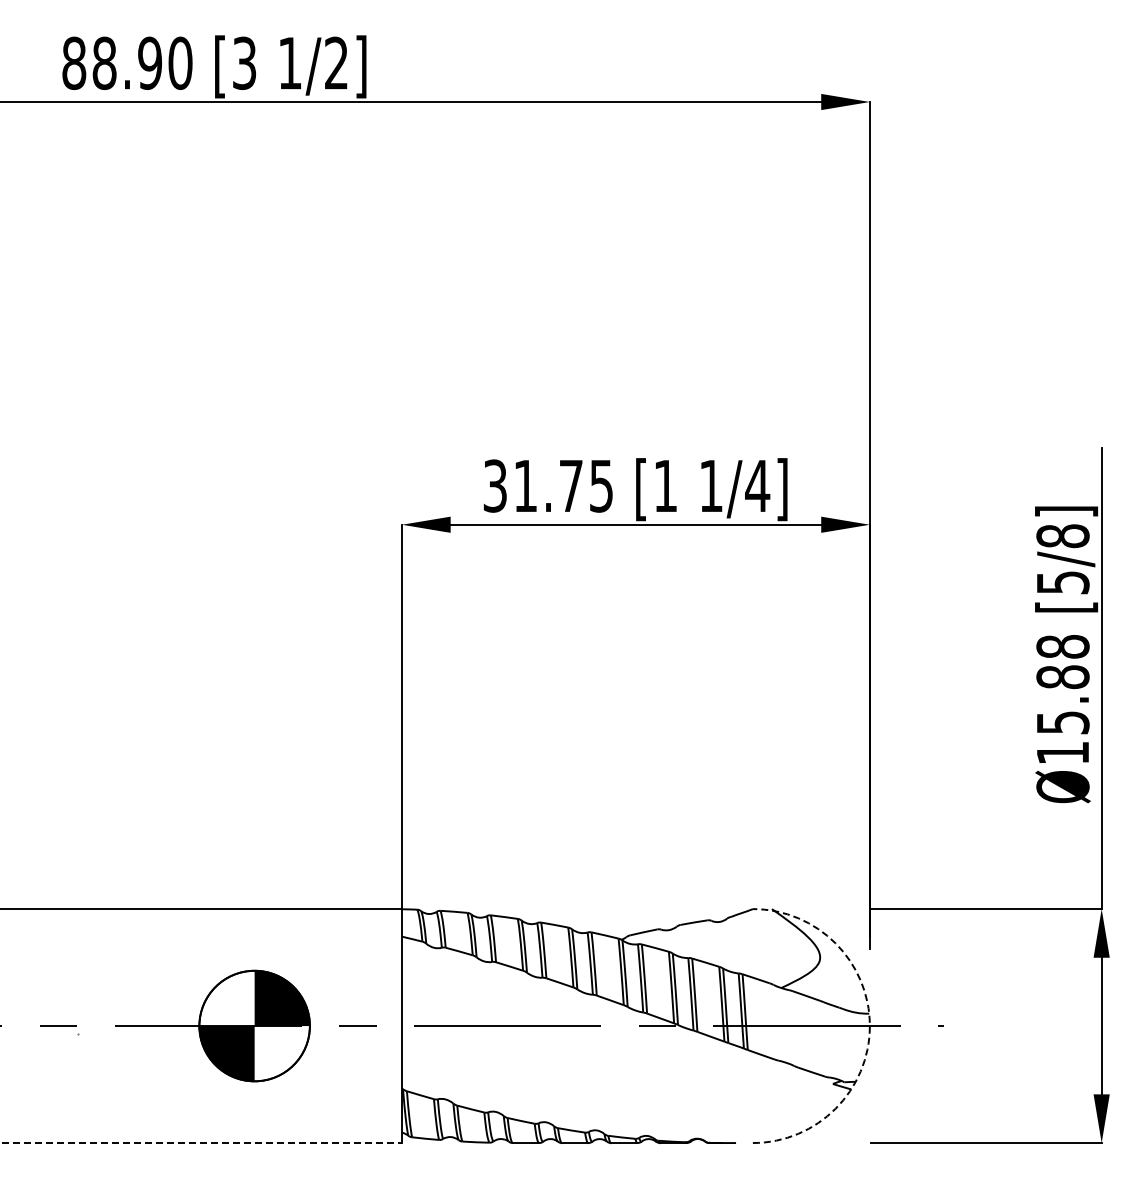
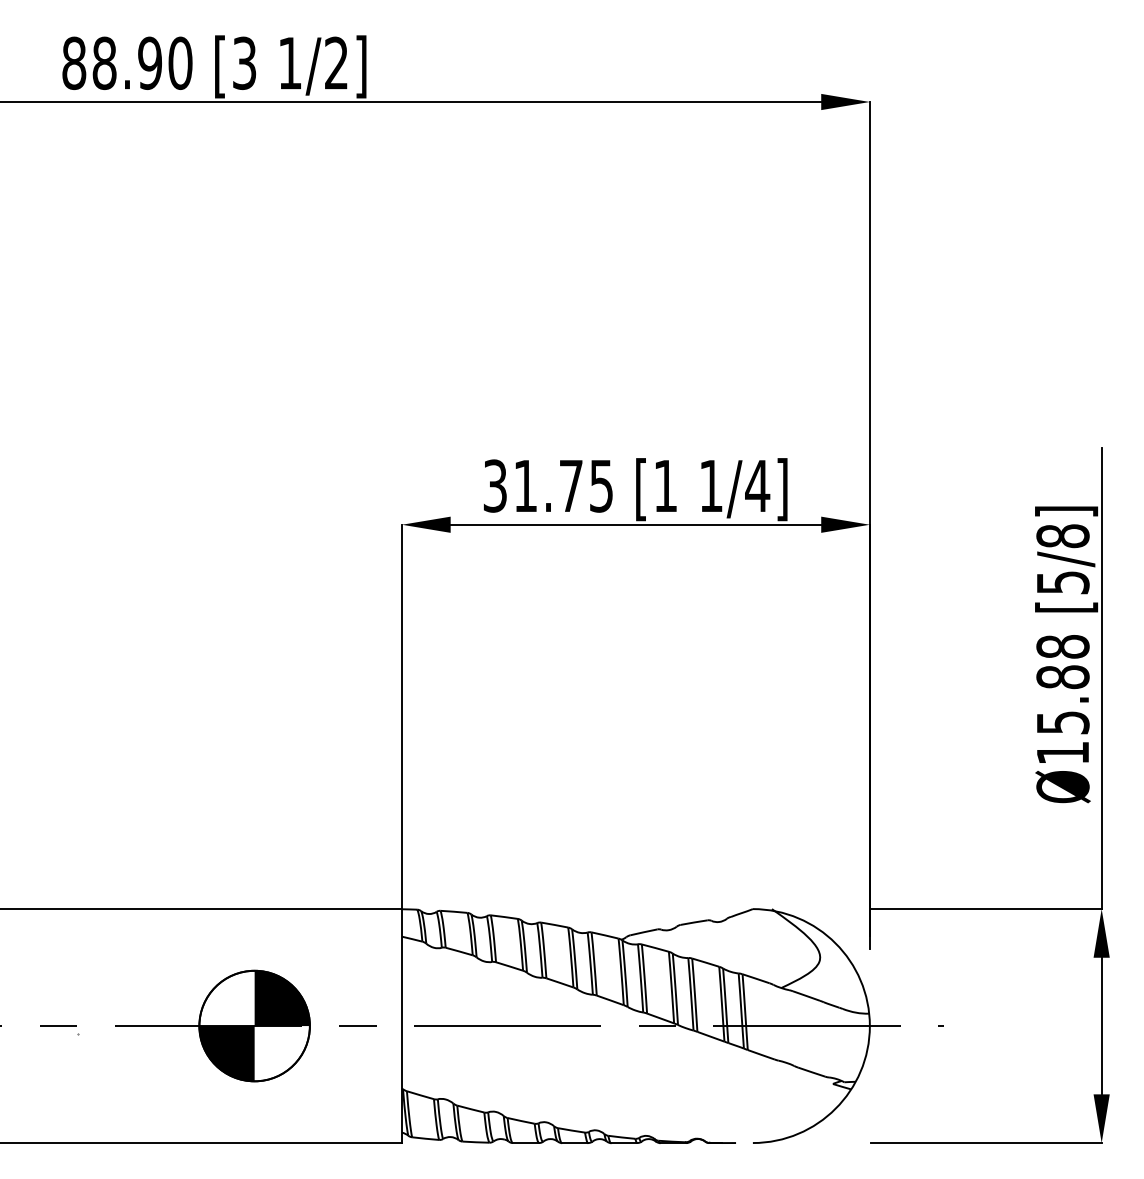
arc: dashed -> solid (869, 1026)
line: dashed -> solid (201, 1143)
